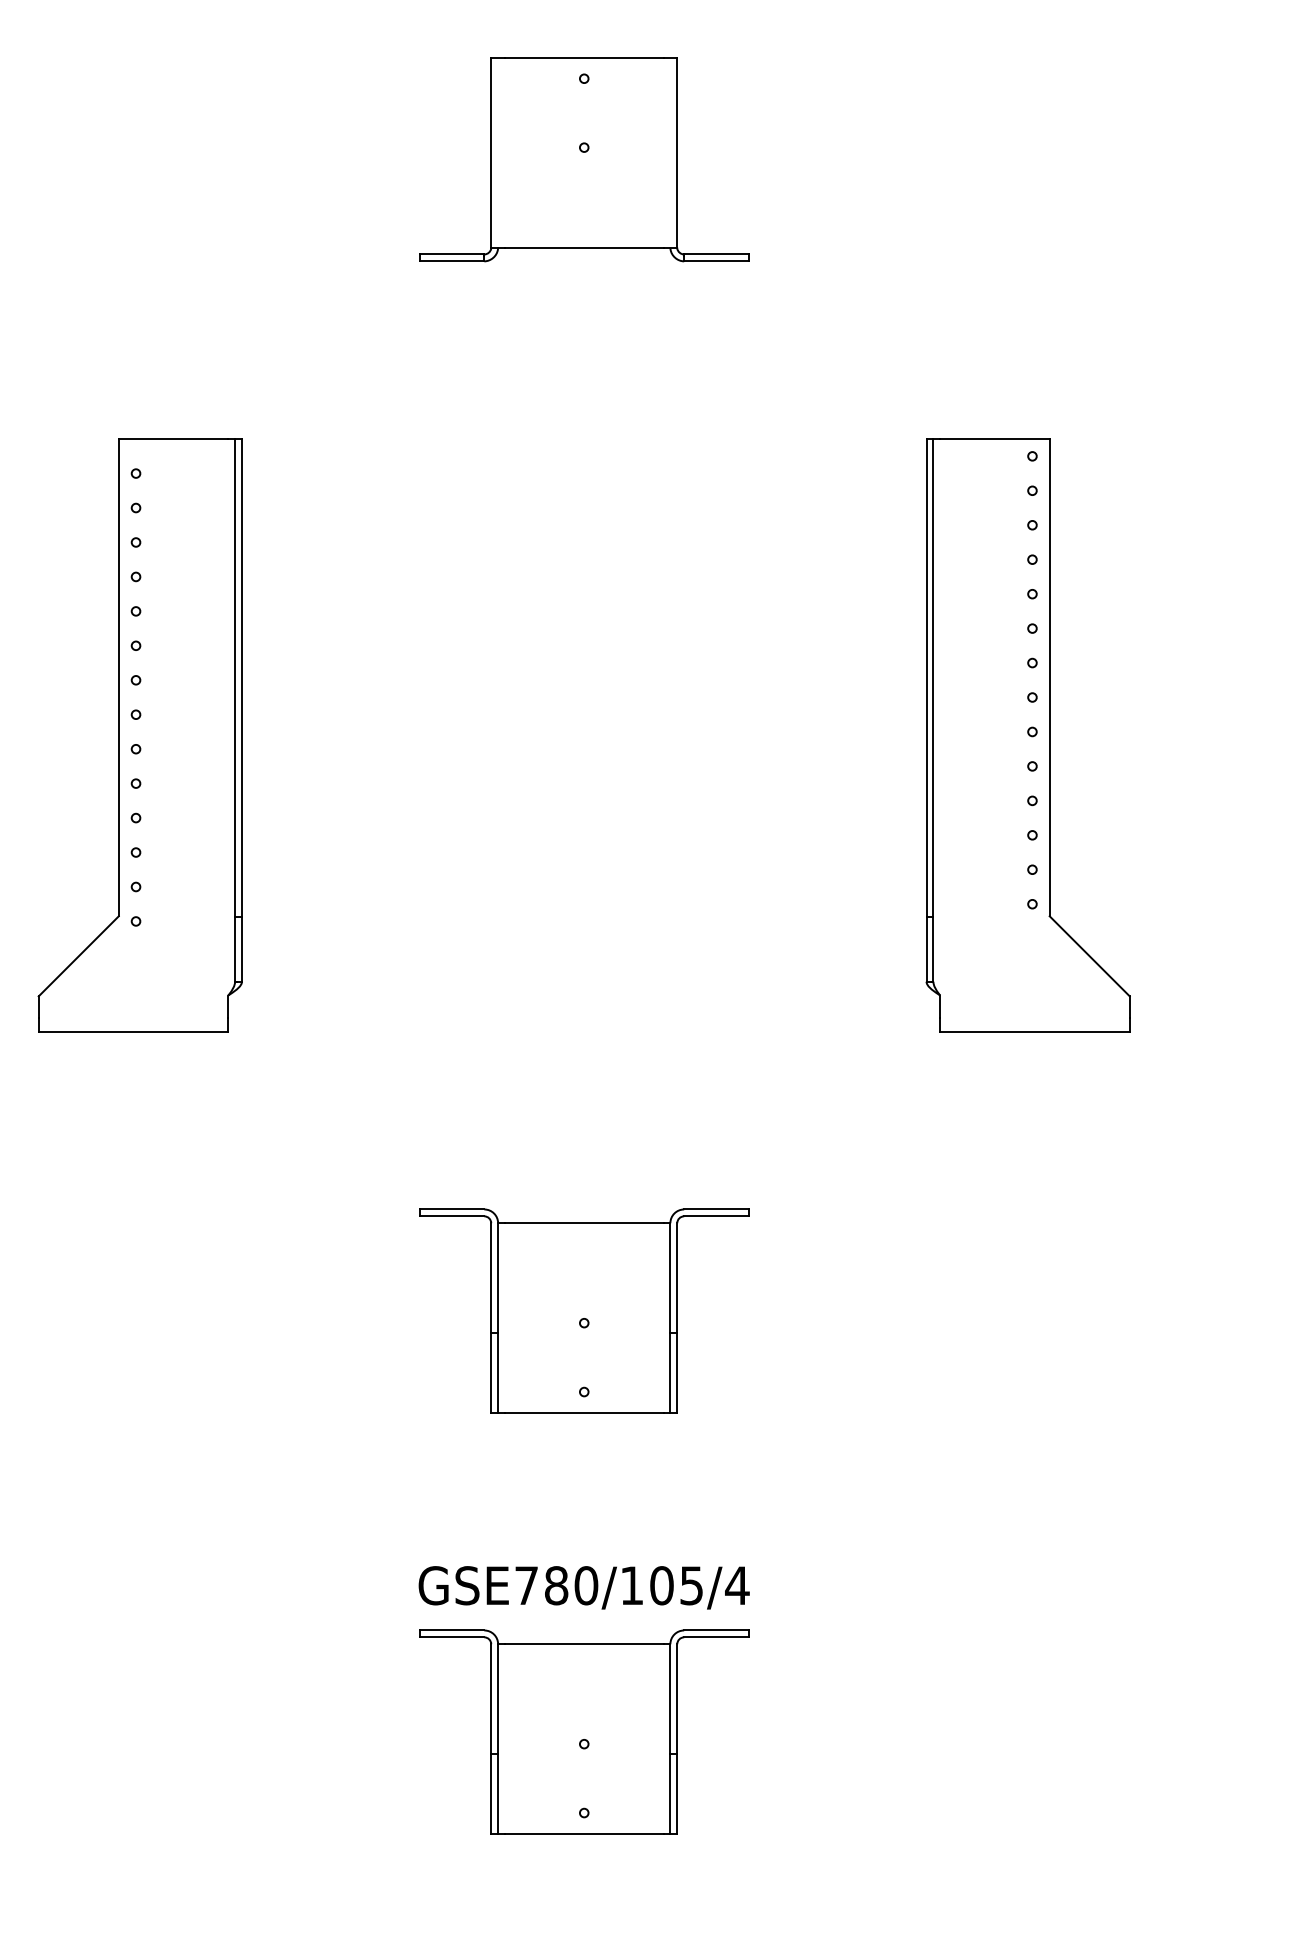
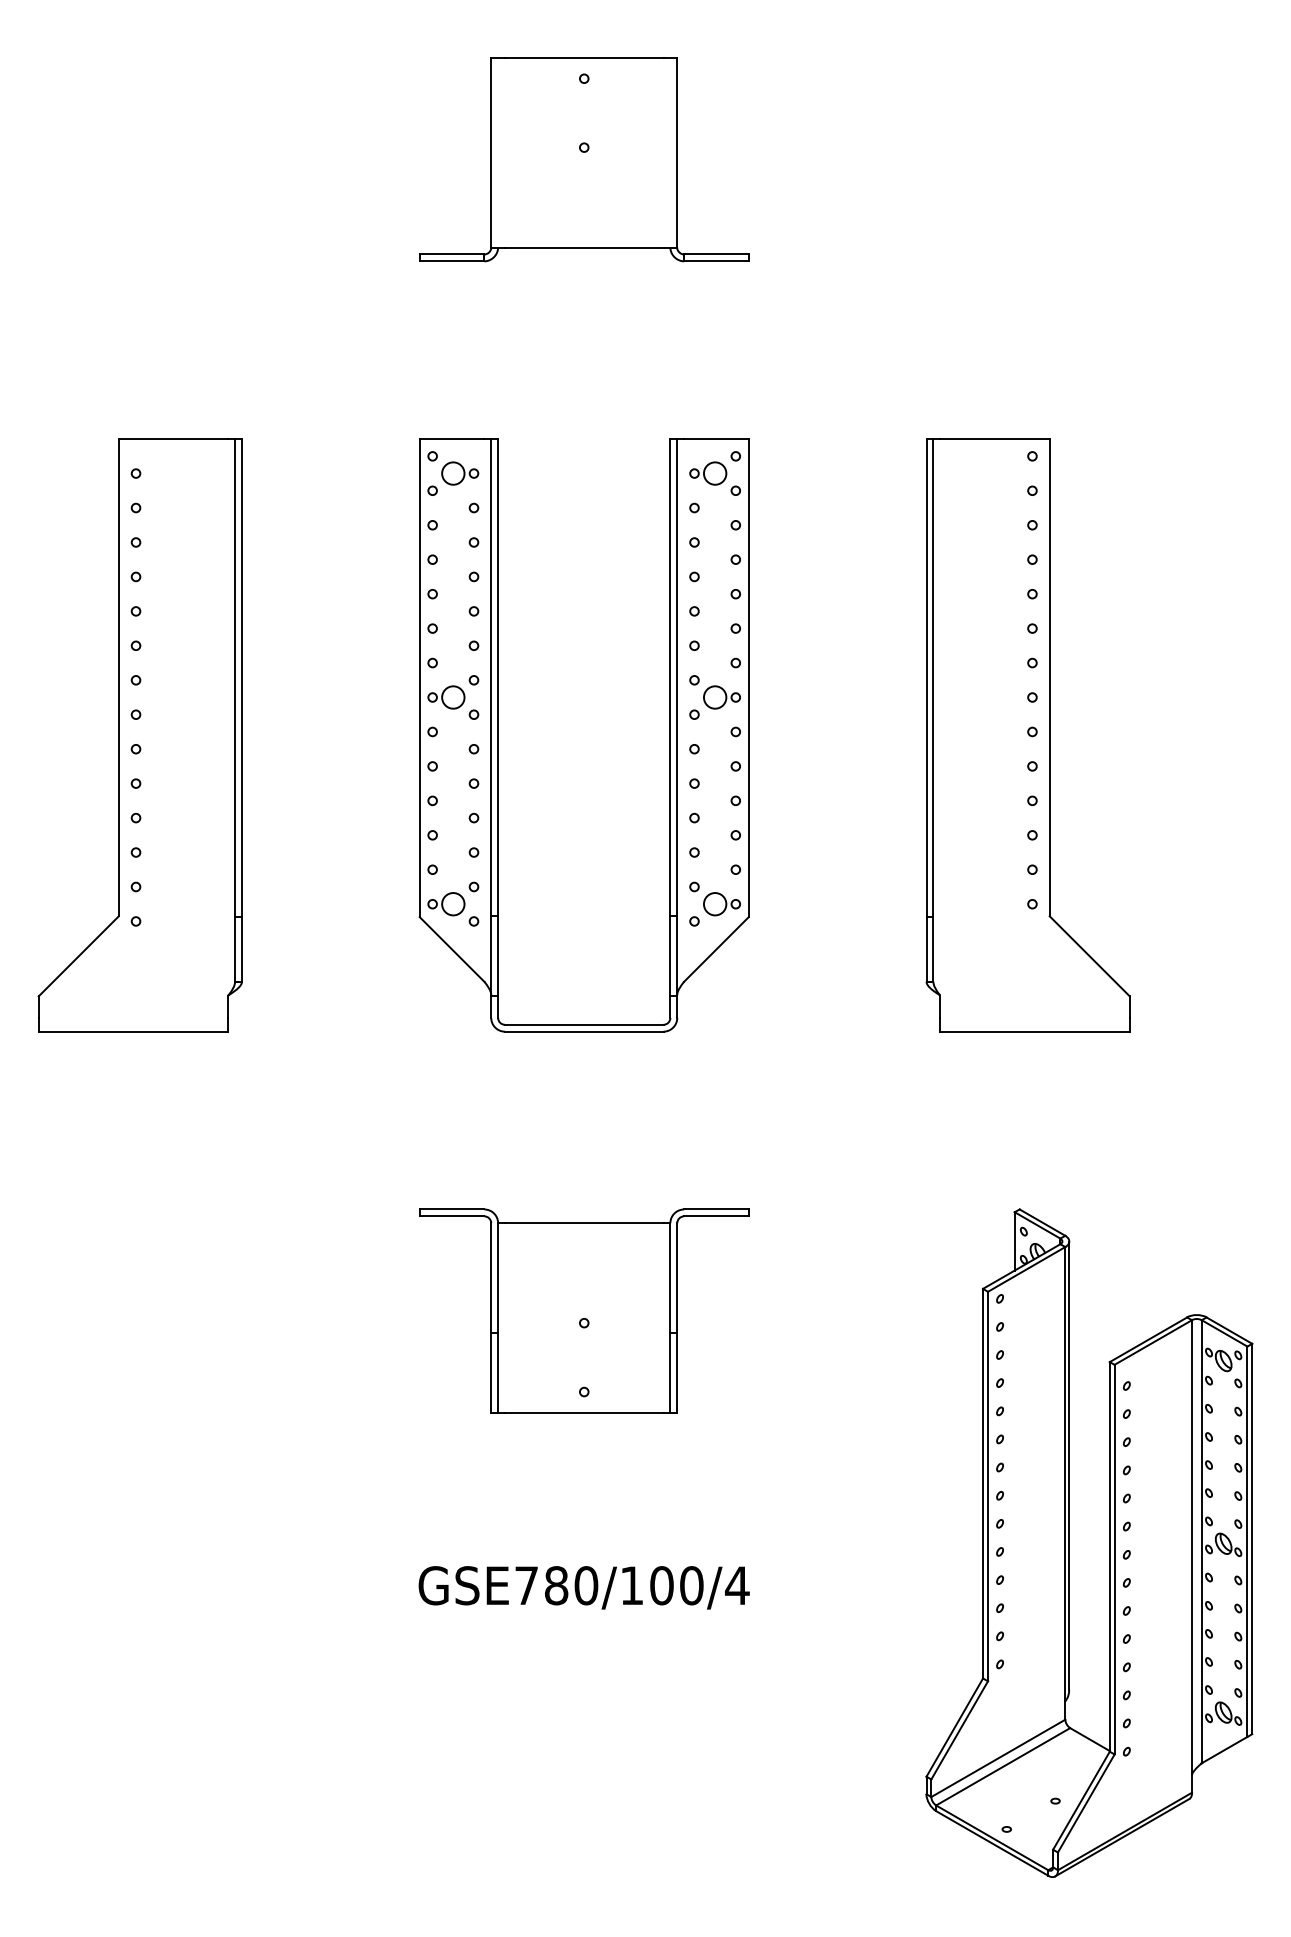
part: none -> present (498, 735)
part: none -> present (1069, 1542)
text: GSE780/105/4 -> GSE780/100/4 (691, 1585)
part: present -> none (584, 1731)
